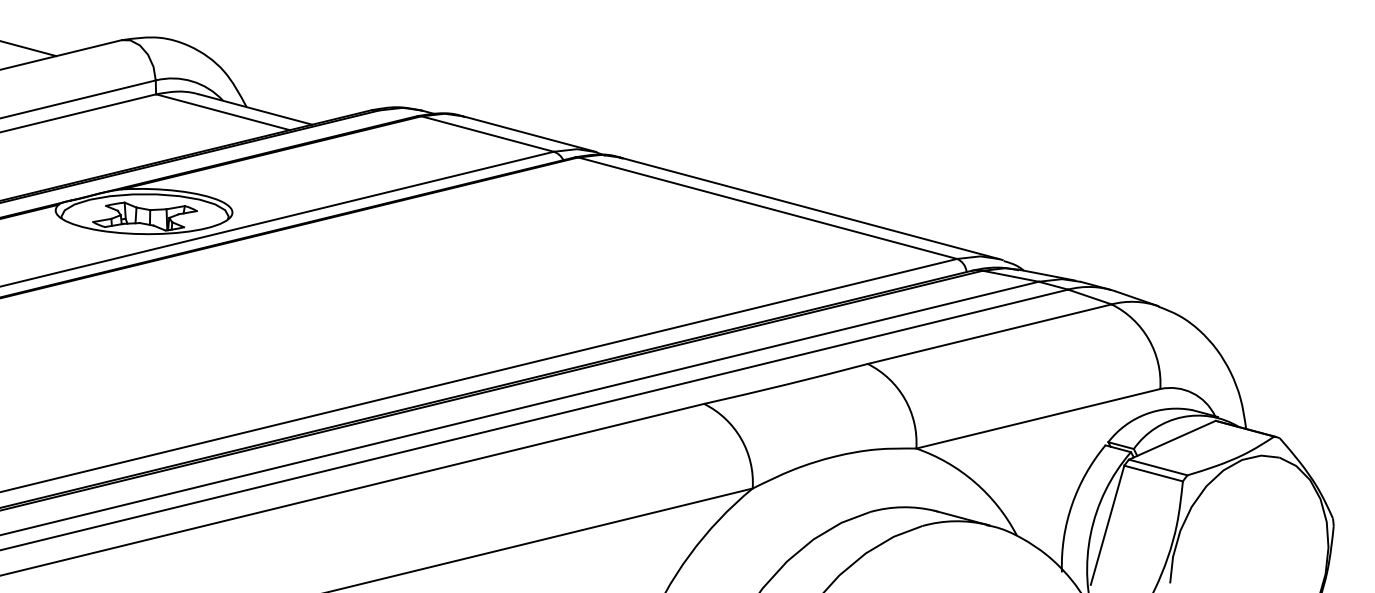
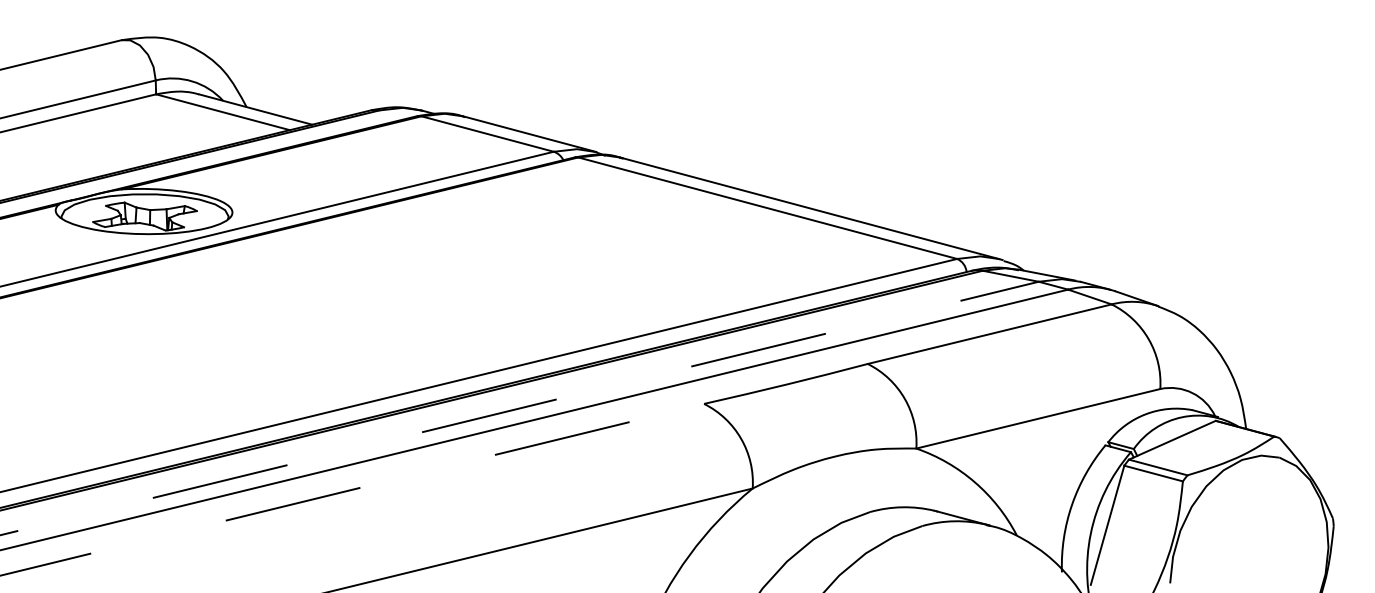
line: present -> none (29, 48)
line: solid -> dashed (520, 408)
line: solid -> dashed (352, 489)
